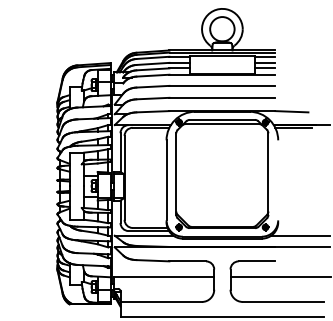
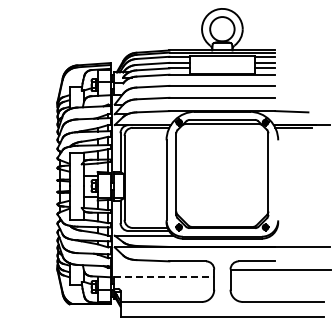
line: present -> none (300, 235)
line: solid -> dashed (164, 276)
line position: (279, 276) -> (279, 269) (279, 269)
